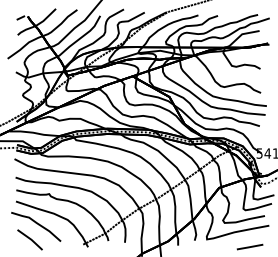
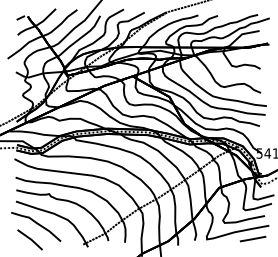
line position: (249, 246) -> (252, 238) (252, 238)
